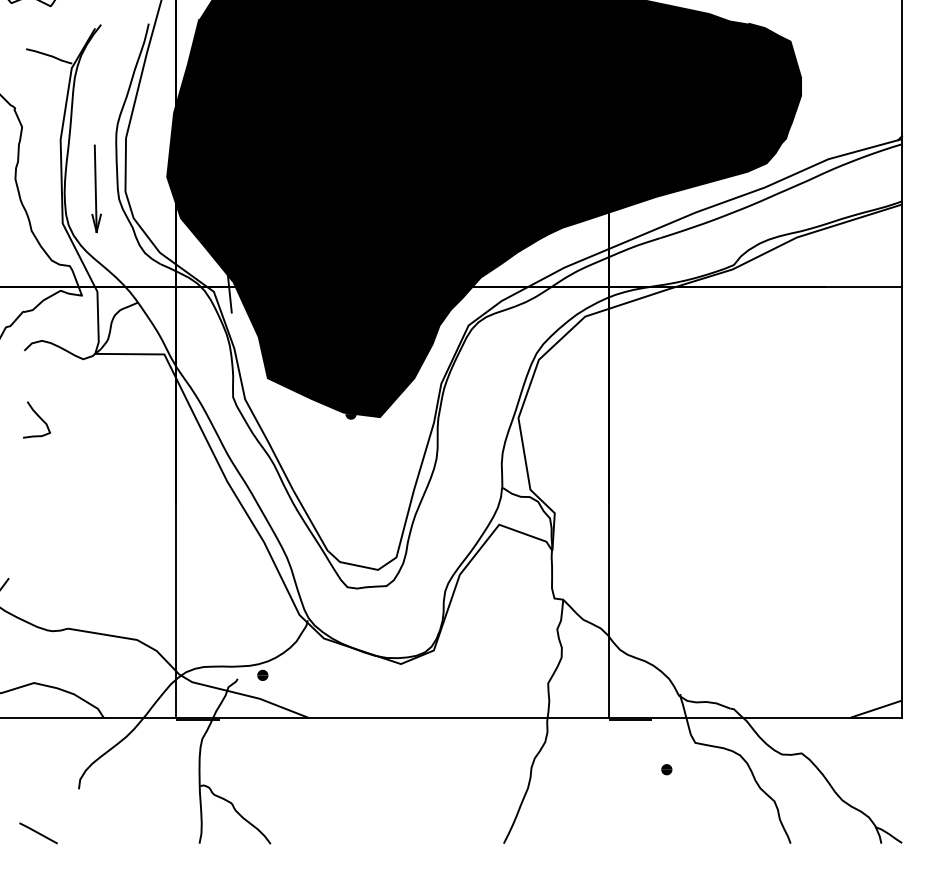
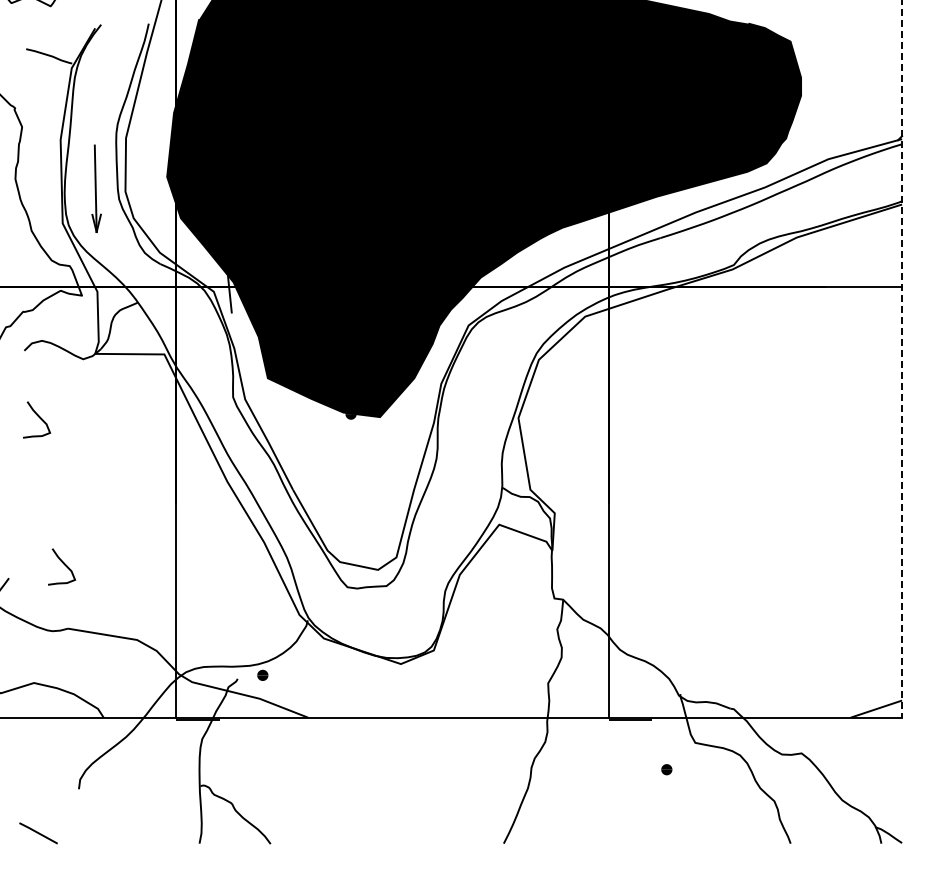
line: solid -> dashed (902, 359)
curve: none -> present (63, 564)
